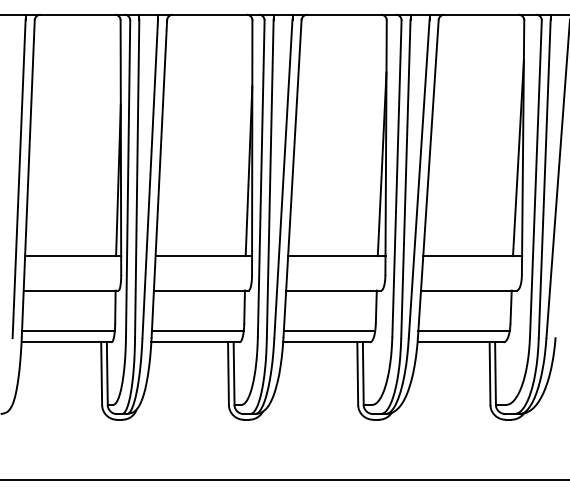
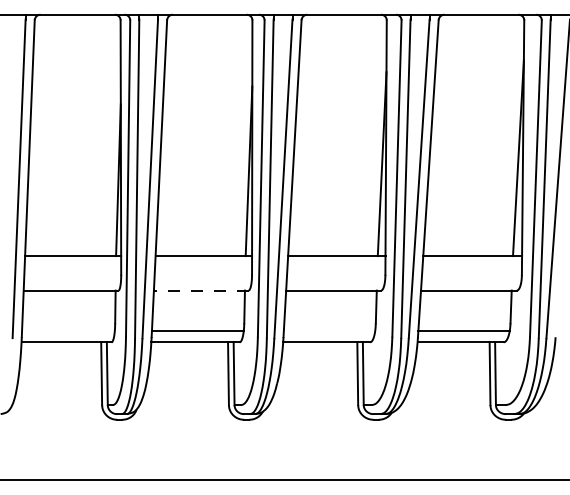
line: solid -> dashed (200, 290)
line: present -> none (68, 330)
line: present -> none (329, 330)
